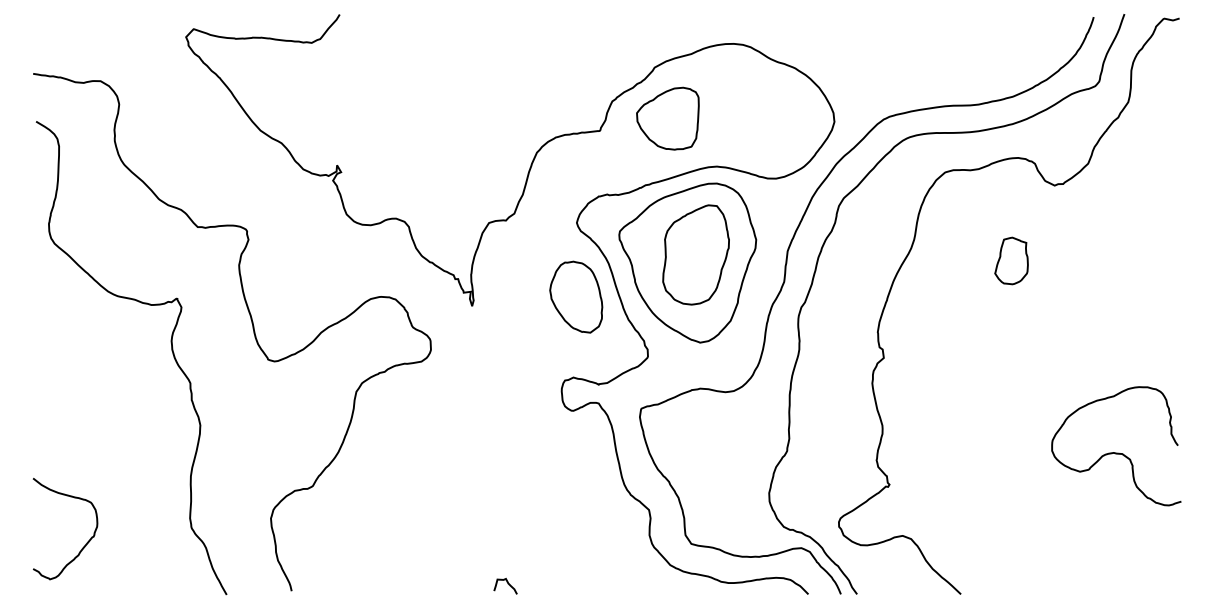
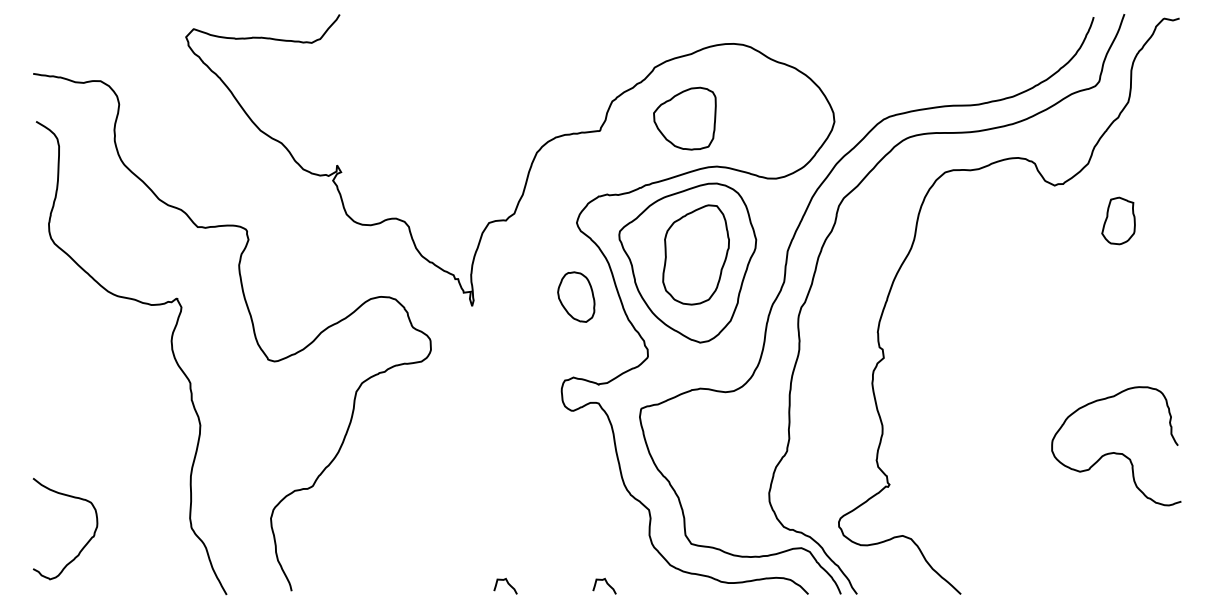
part position: (667, 118) -> (684, 118) (684, 118)
part position: (1011, 260) -> (1118, 220) (1118, 220)
part size: 55x74 px -> 39x52 px (576, 296)
curve: none -> present (606, 583)
